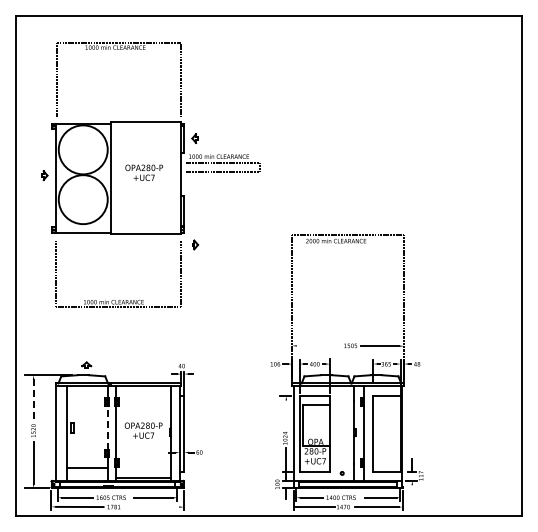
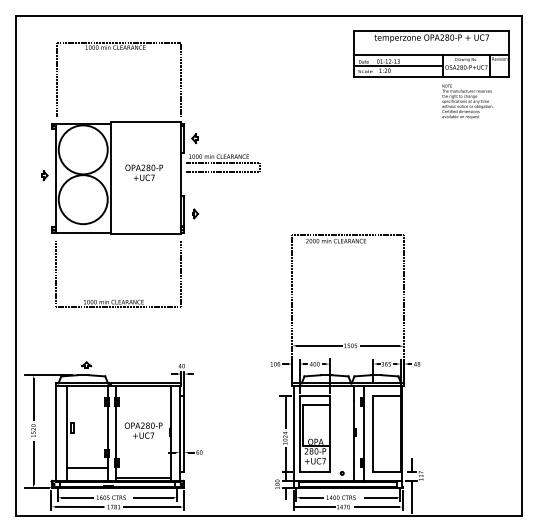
part: none -> present (431, 74)
part position: (195, 244) -> (195, 213) (195, 213)
line: none -> present (318, 345)
line: dashed -> solid (33, 399)
line: none -> present (286, 412)
line: dashed -> solid (107, 427)
line: none -> present (412, 496)
line: none -> present (152, 507)
